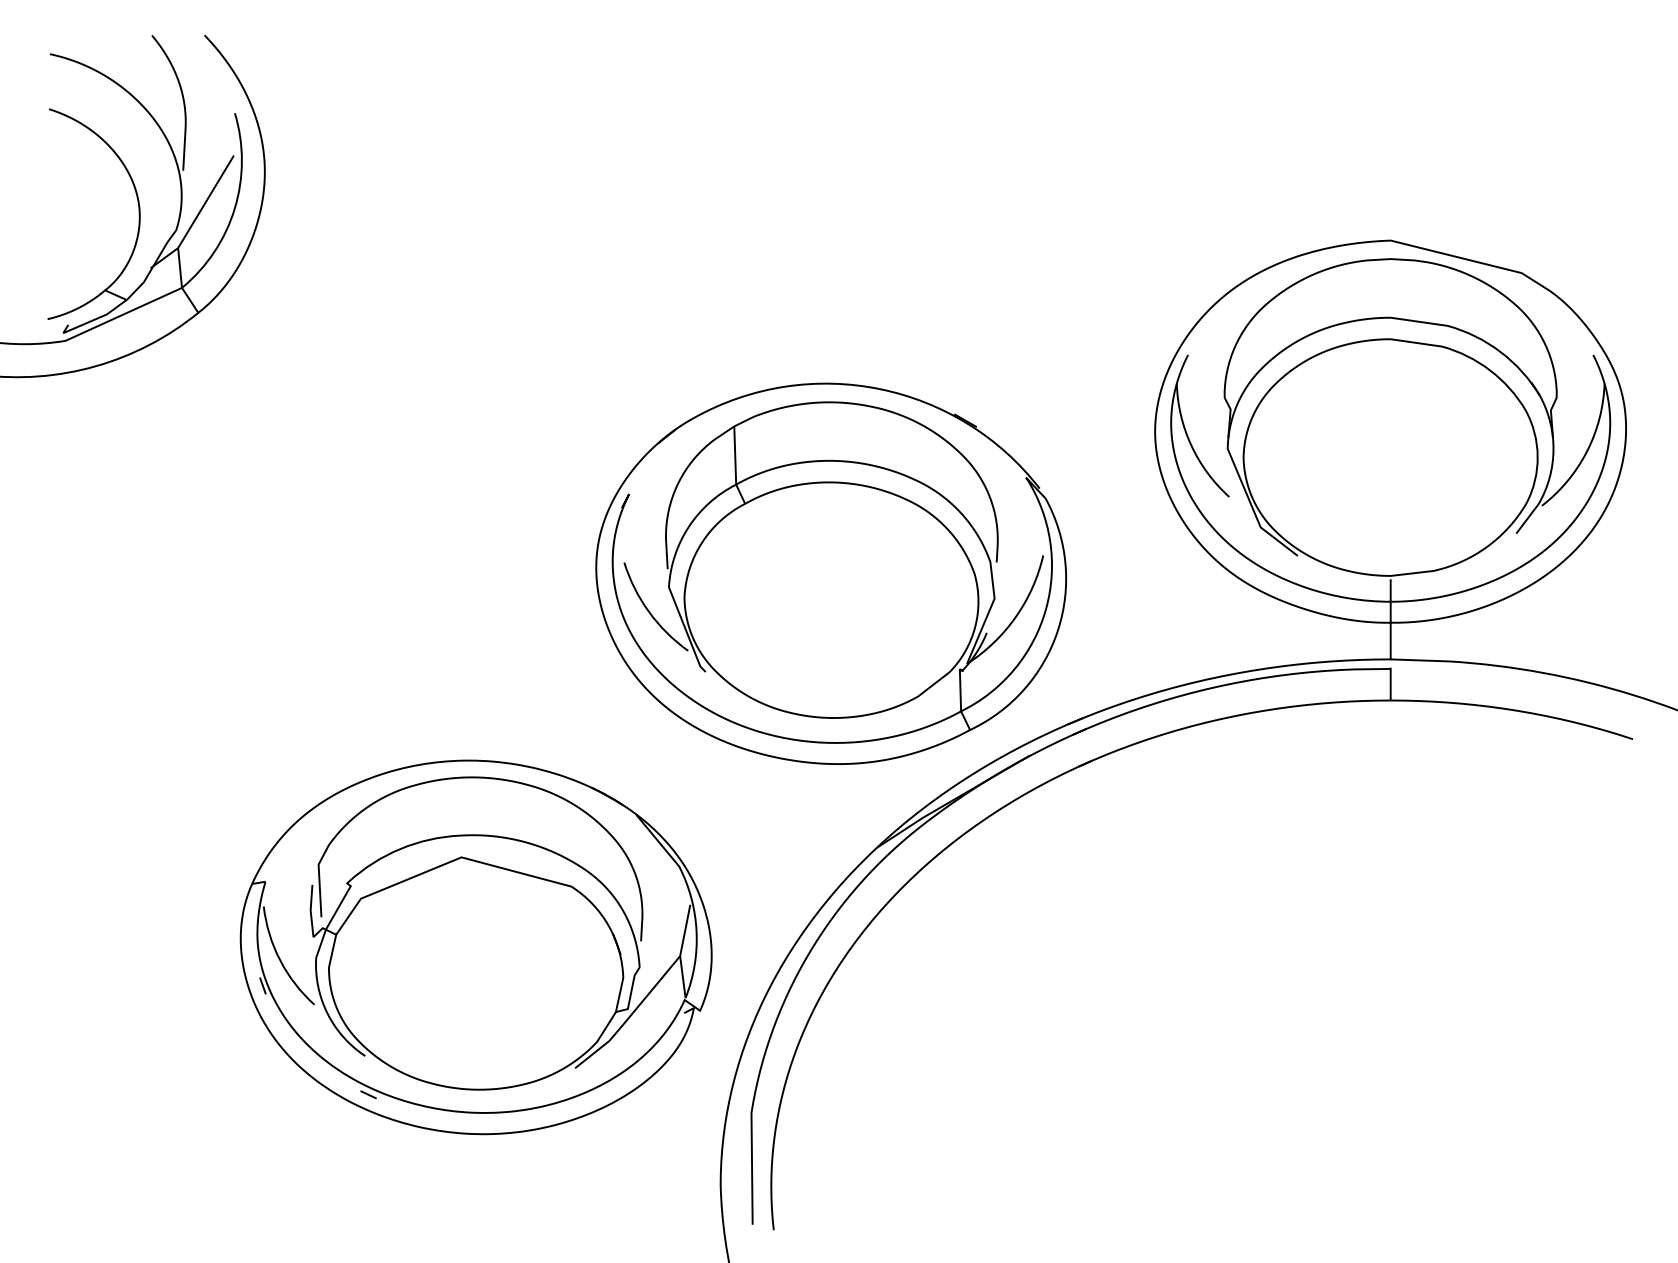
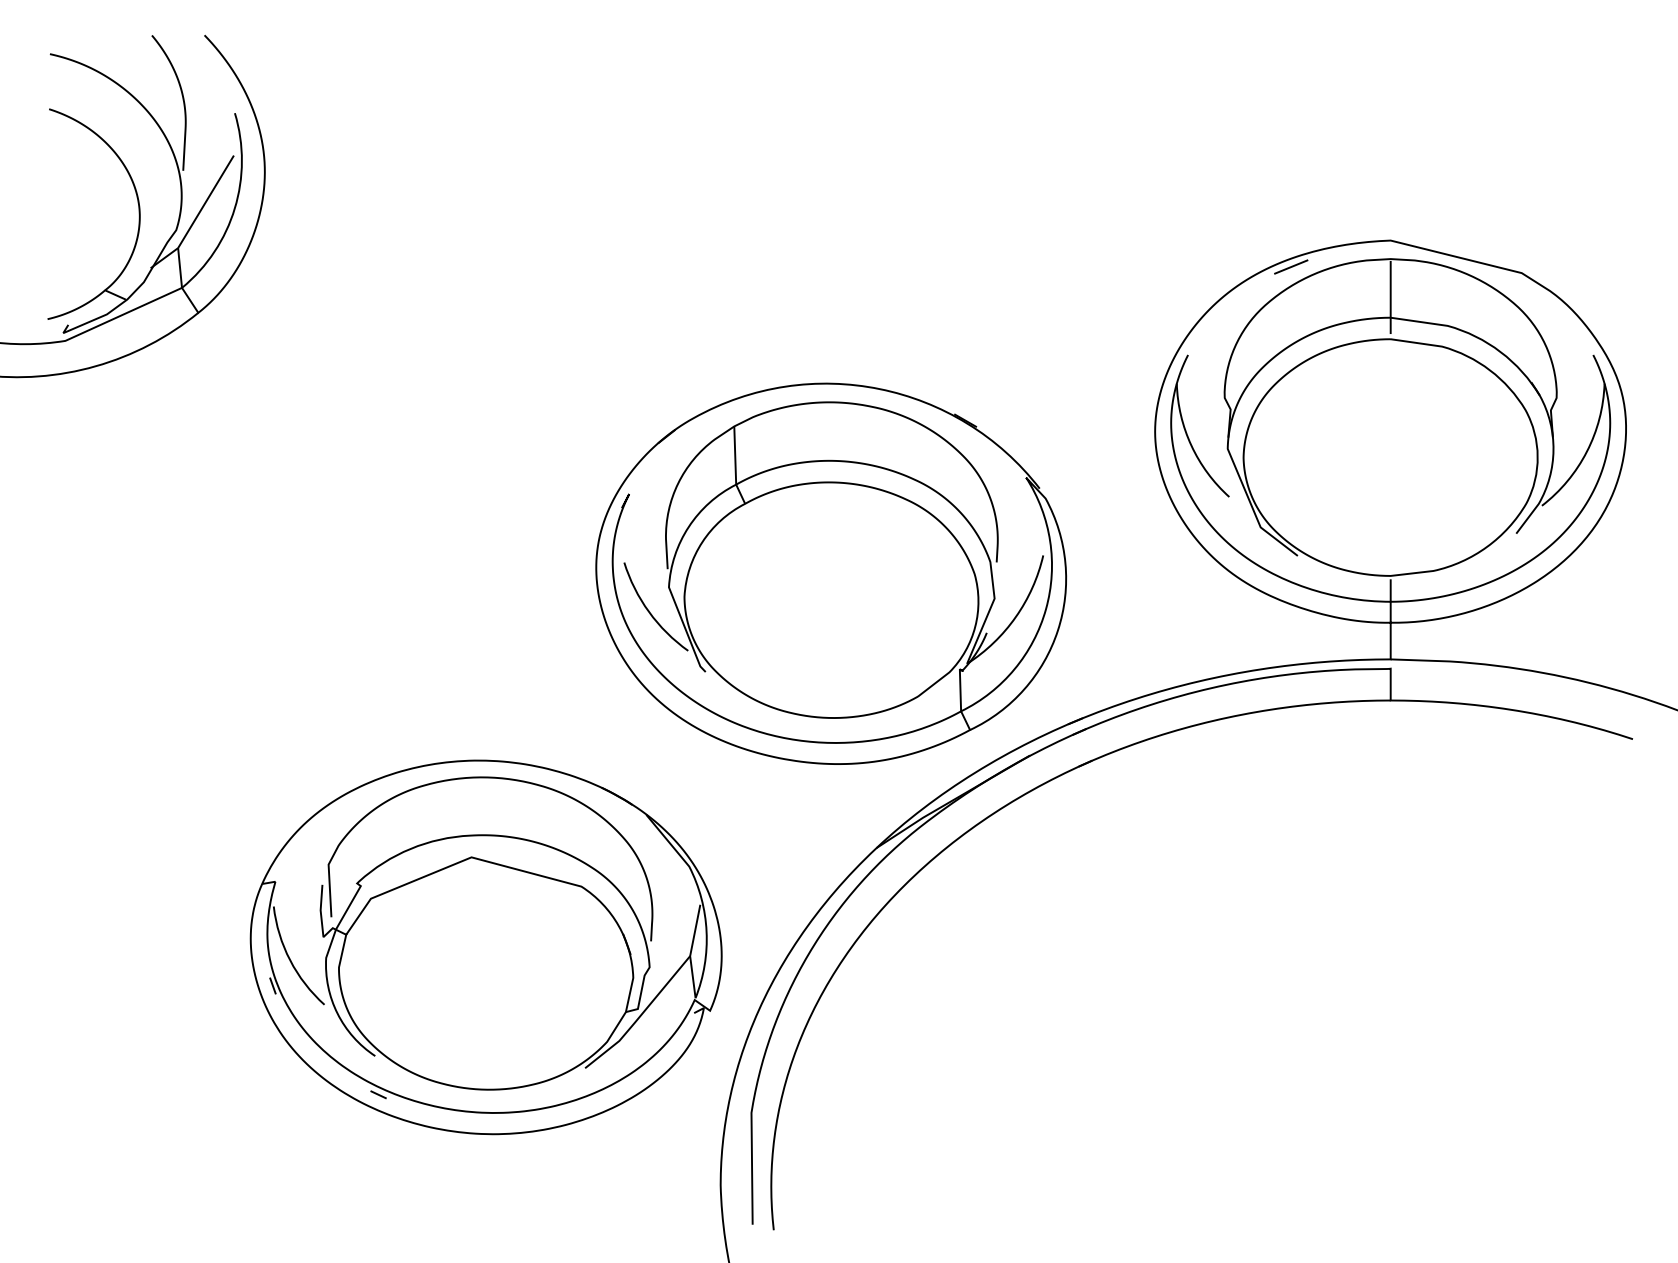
line: none -> present (1291, 266)
line: none -> present (1390, 297)
part position: (475, 947) -> (485, 947) (485, 947)
